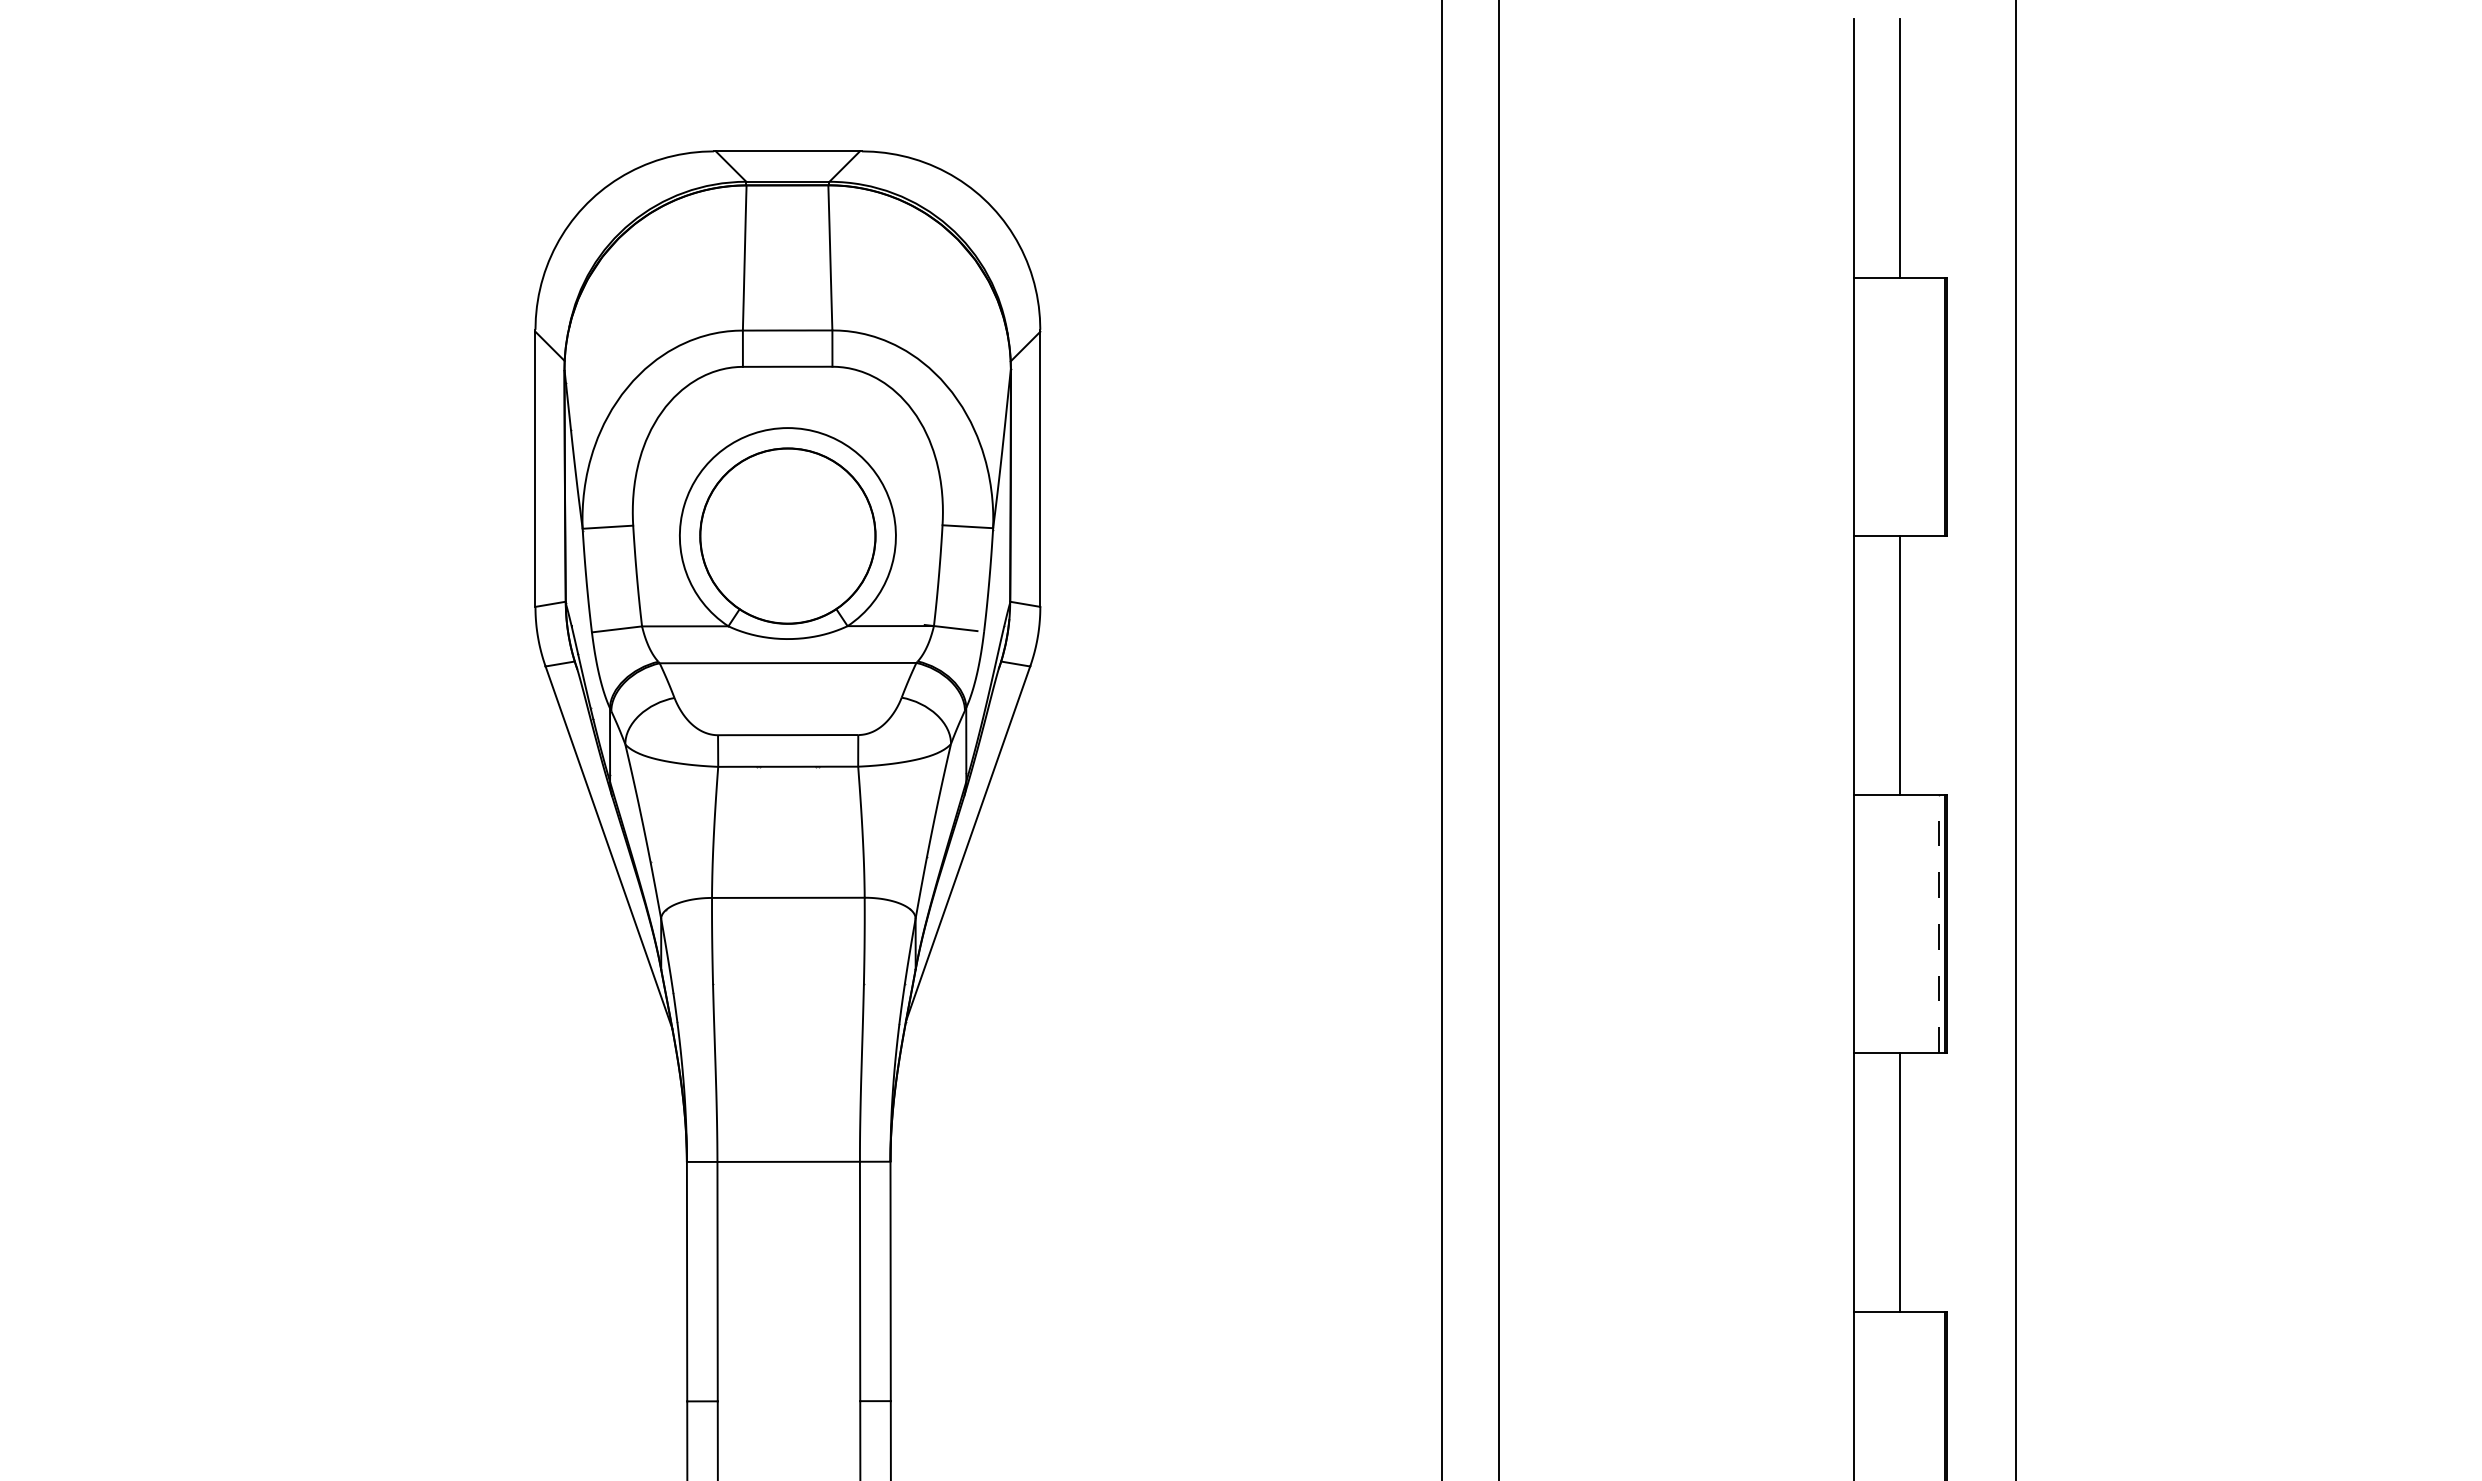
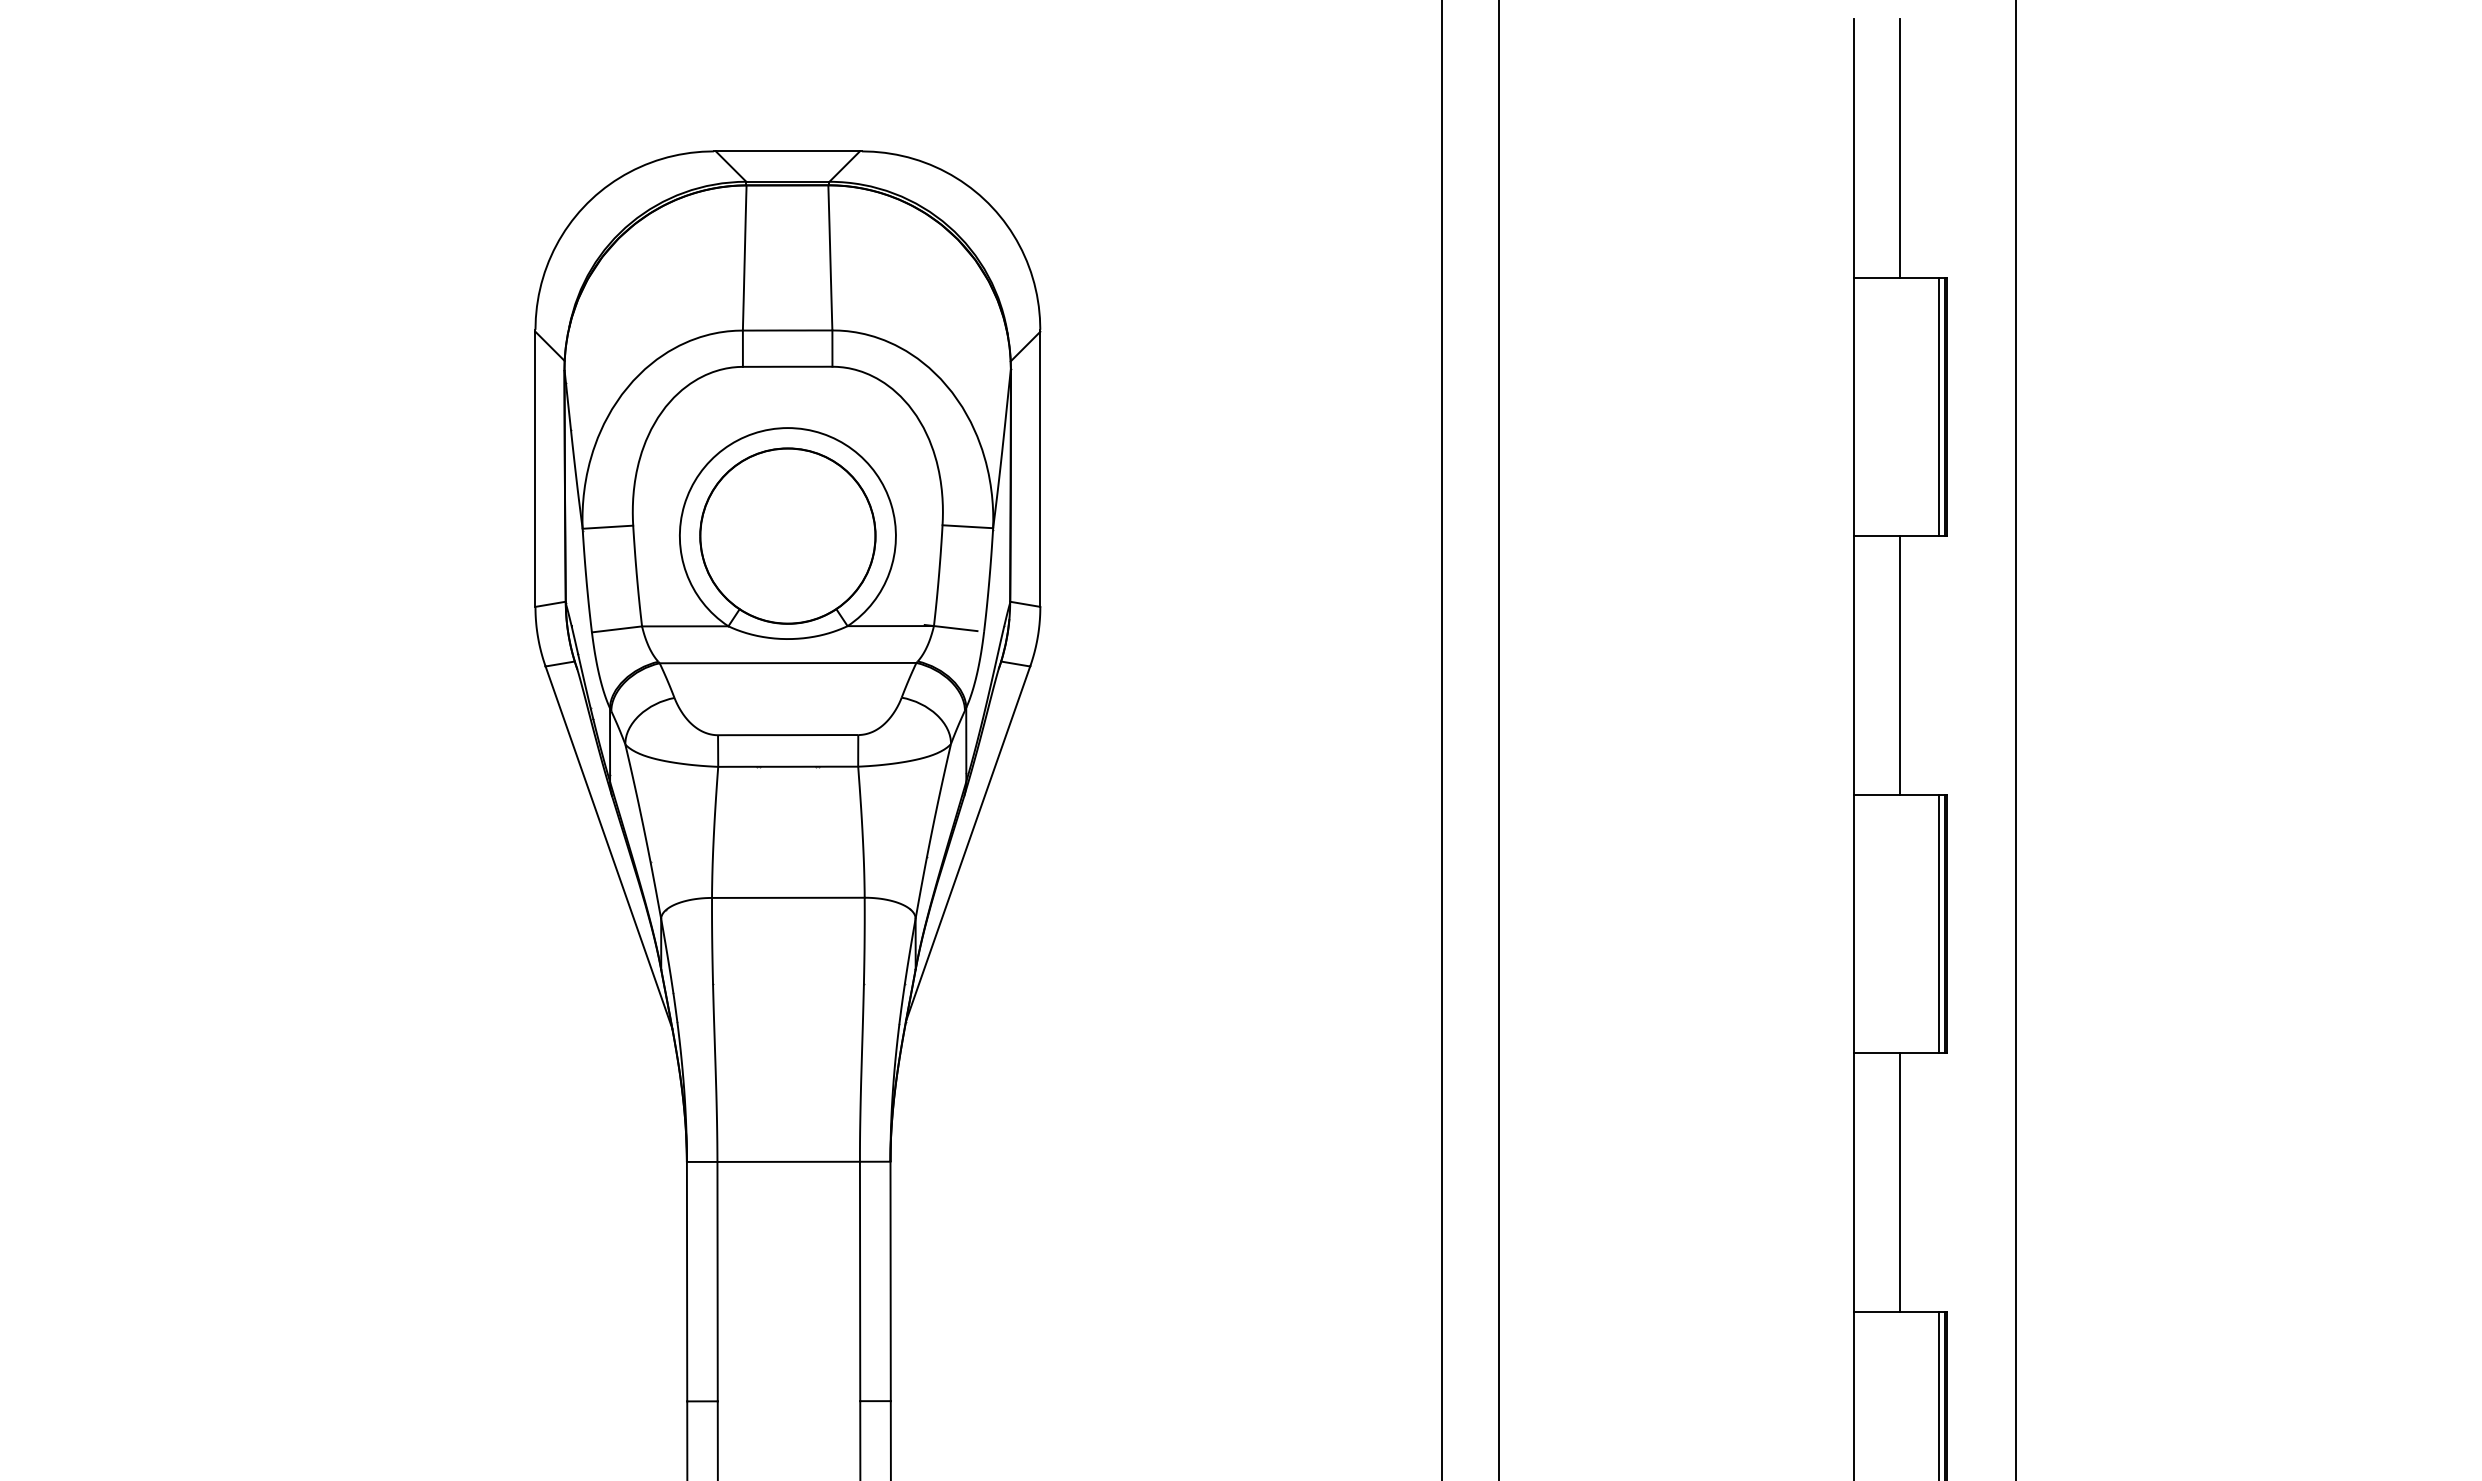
line: none -> present (1939, 406)
line: dashed -> solid (1939, 923)
line: none -> present (1939, 1394)
